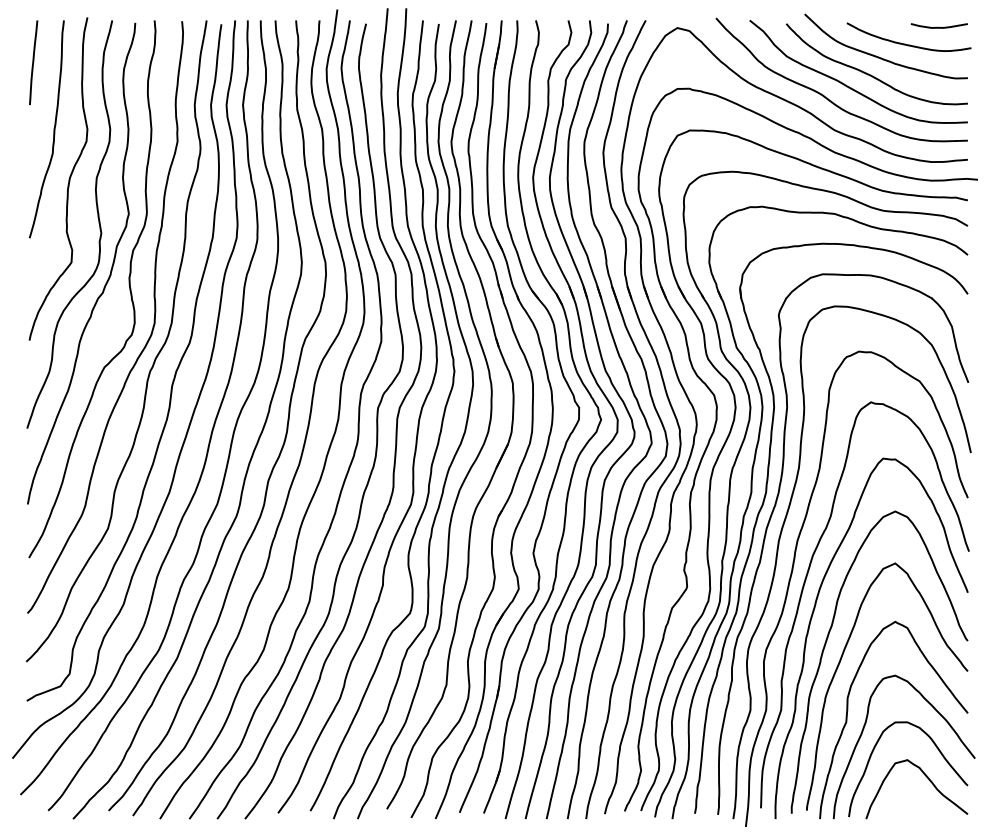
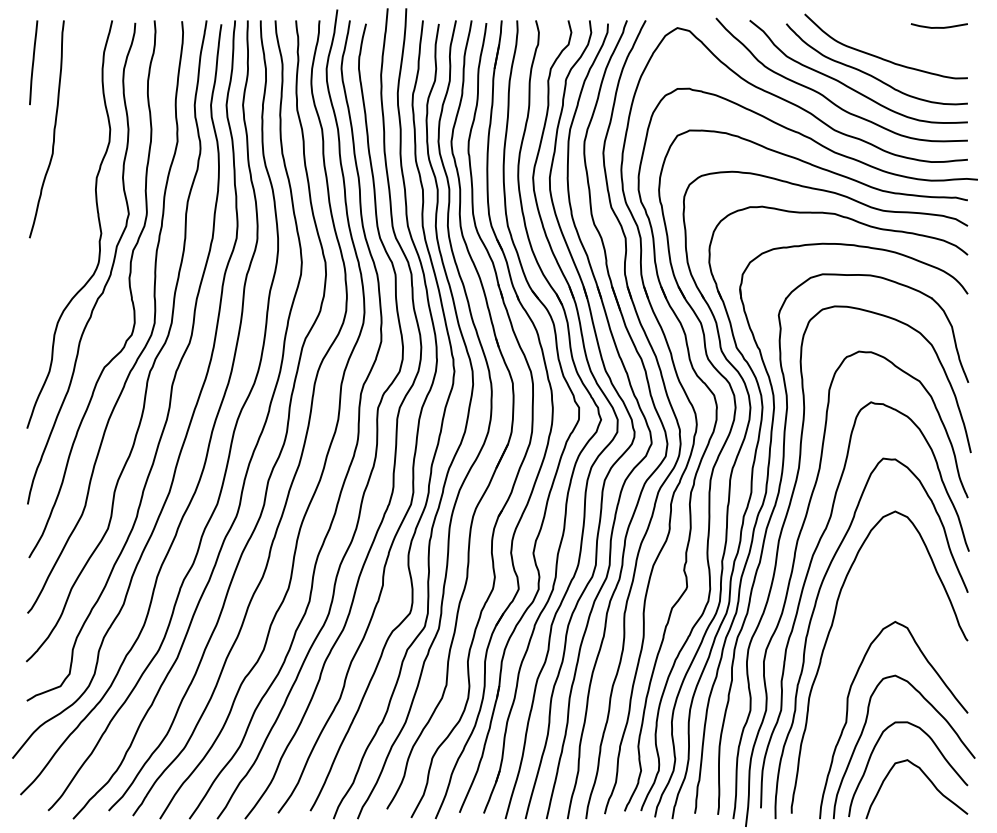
curve: present -> none (905, 43)
curve: present -> none (68, 179)
curve: present -> none (840, 663)
